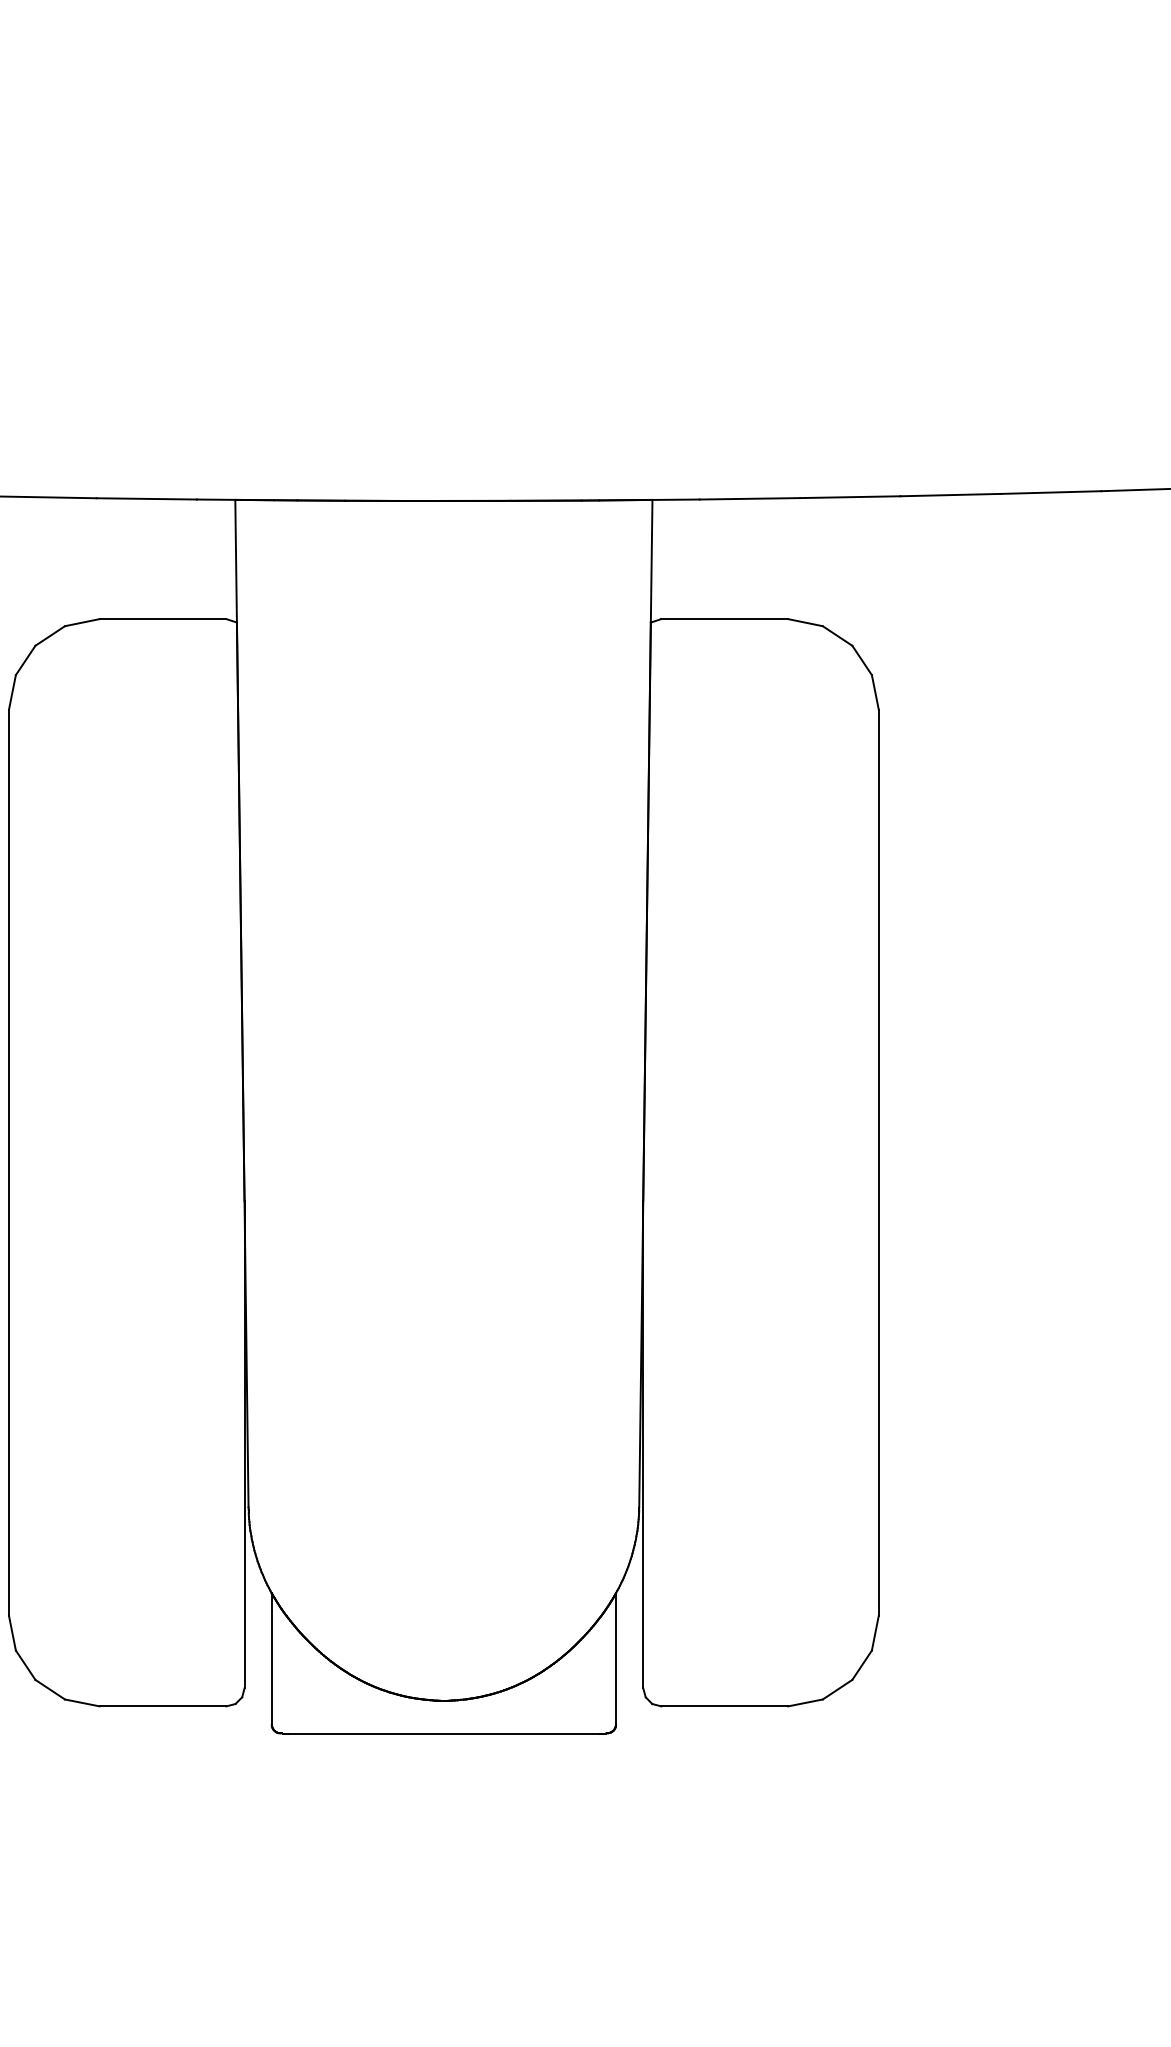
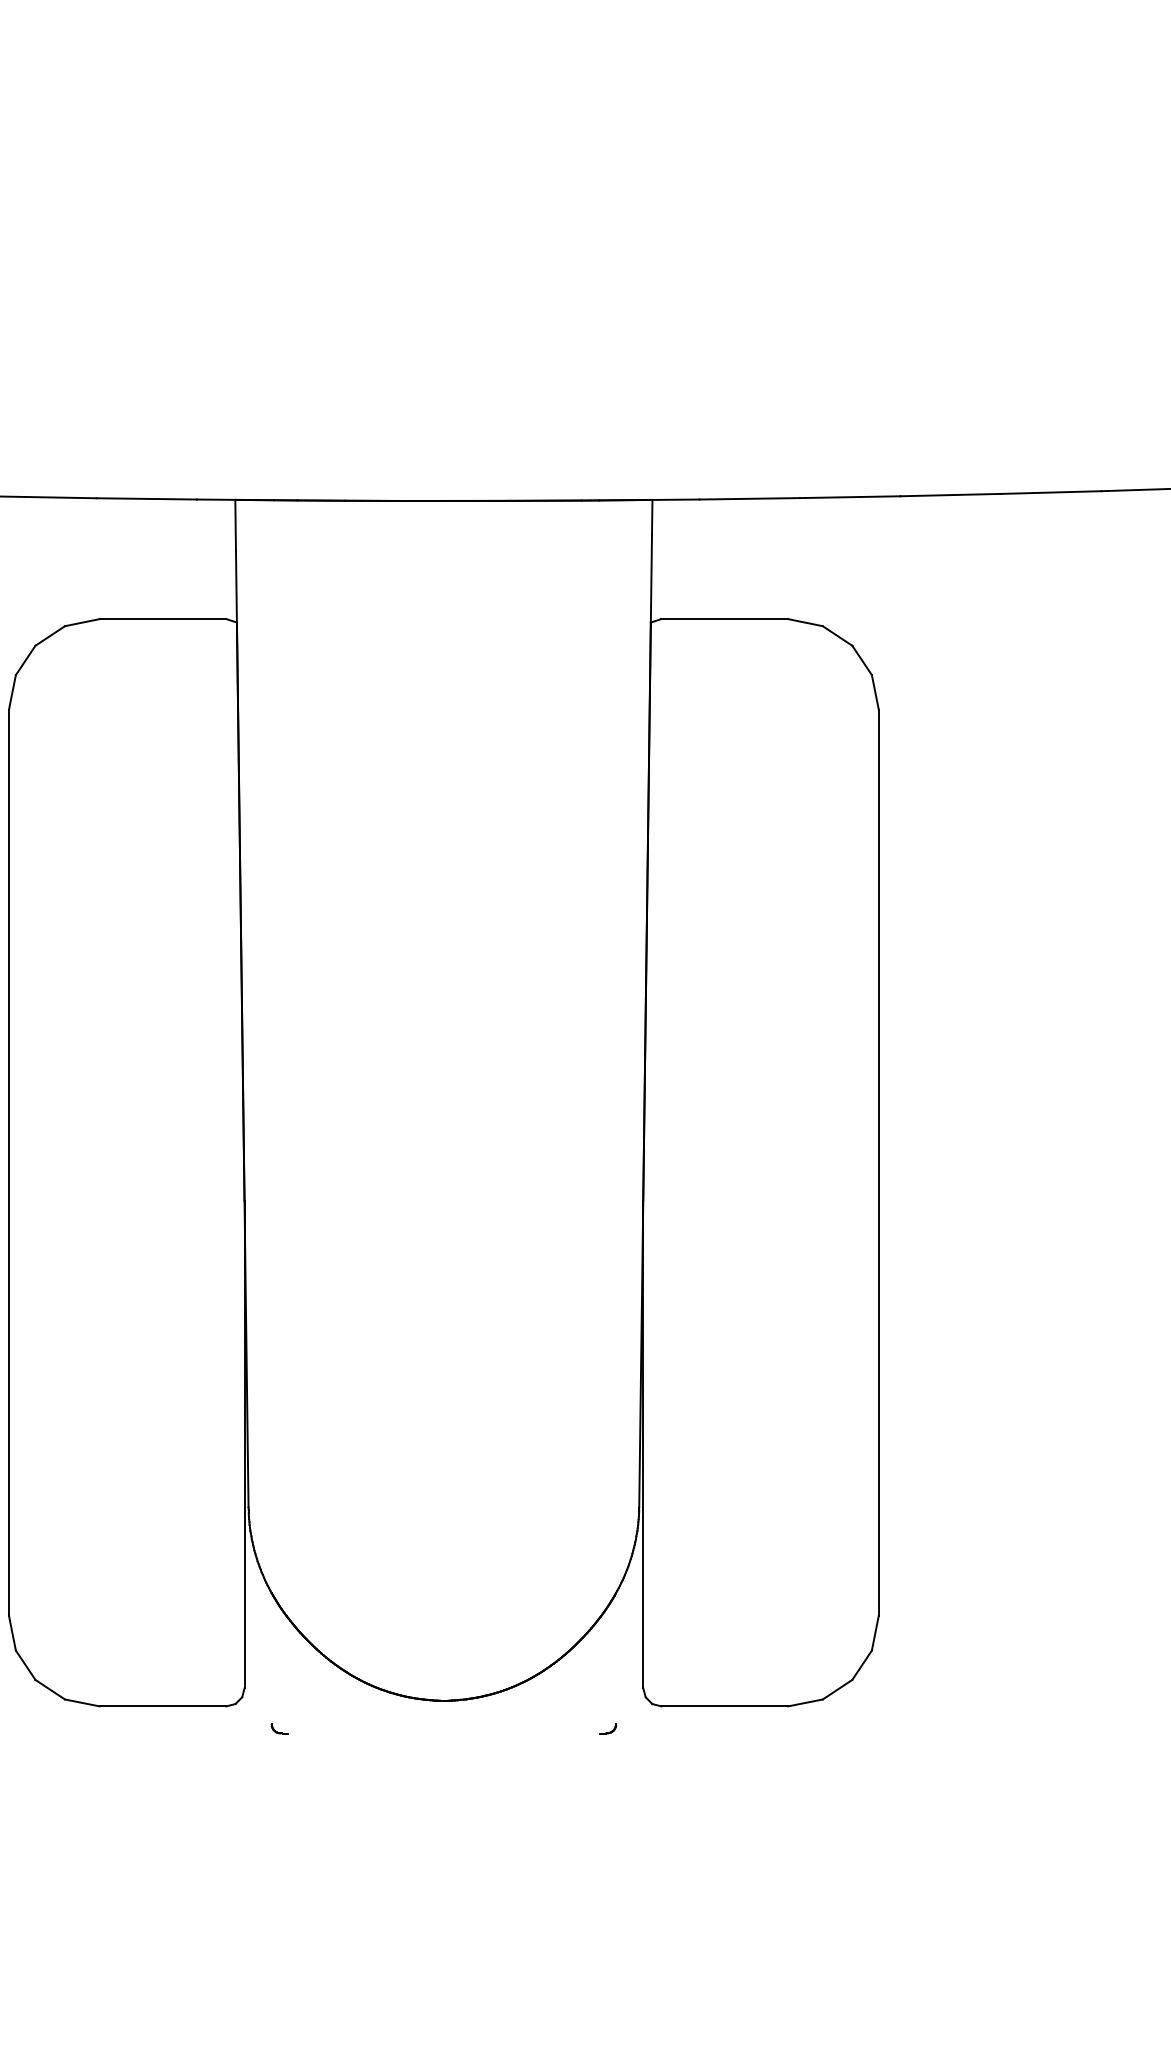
line: present -> none (616, 1658)
line: present -> none (271, 1659)
line: present -> none (443, 1733)
